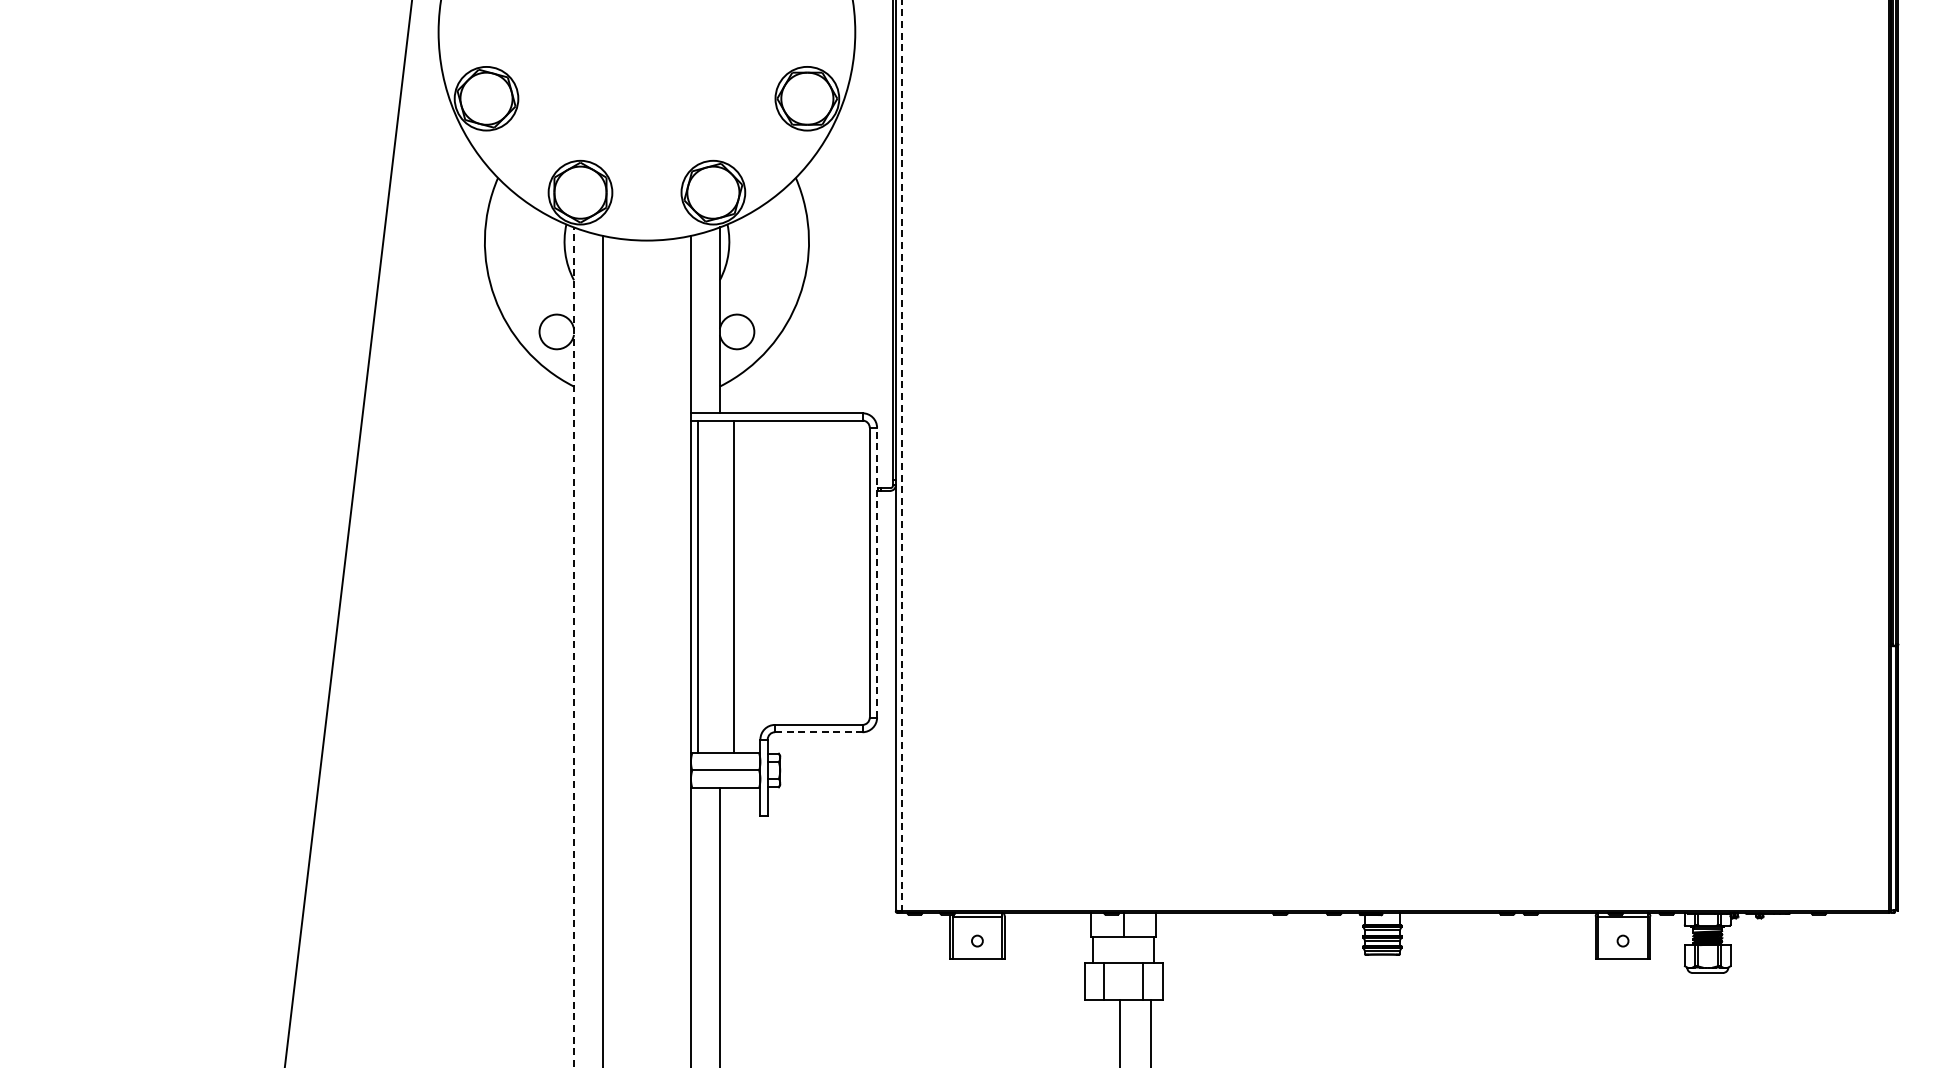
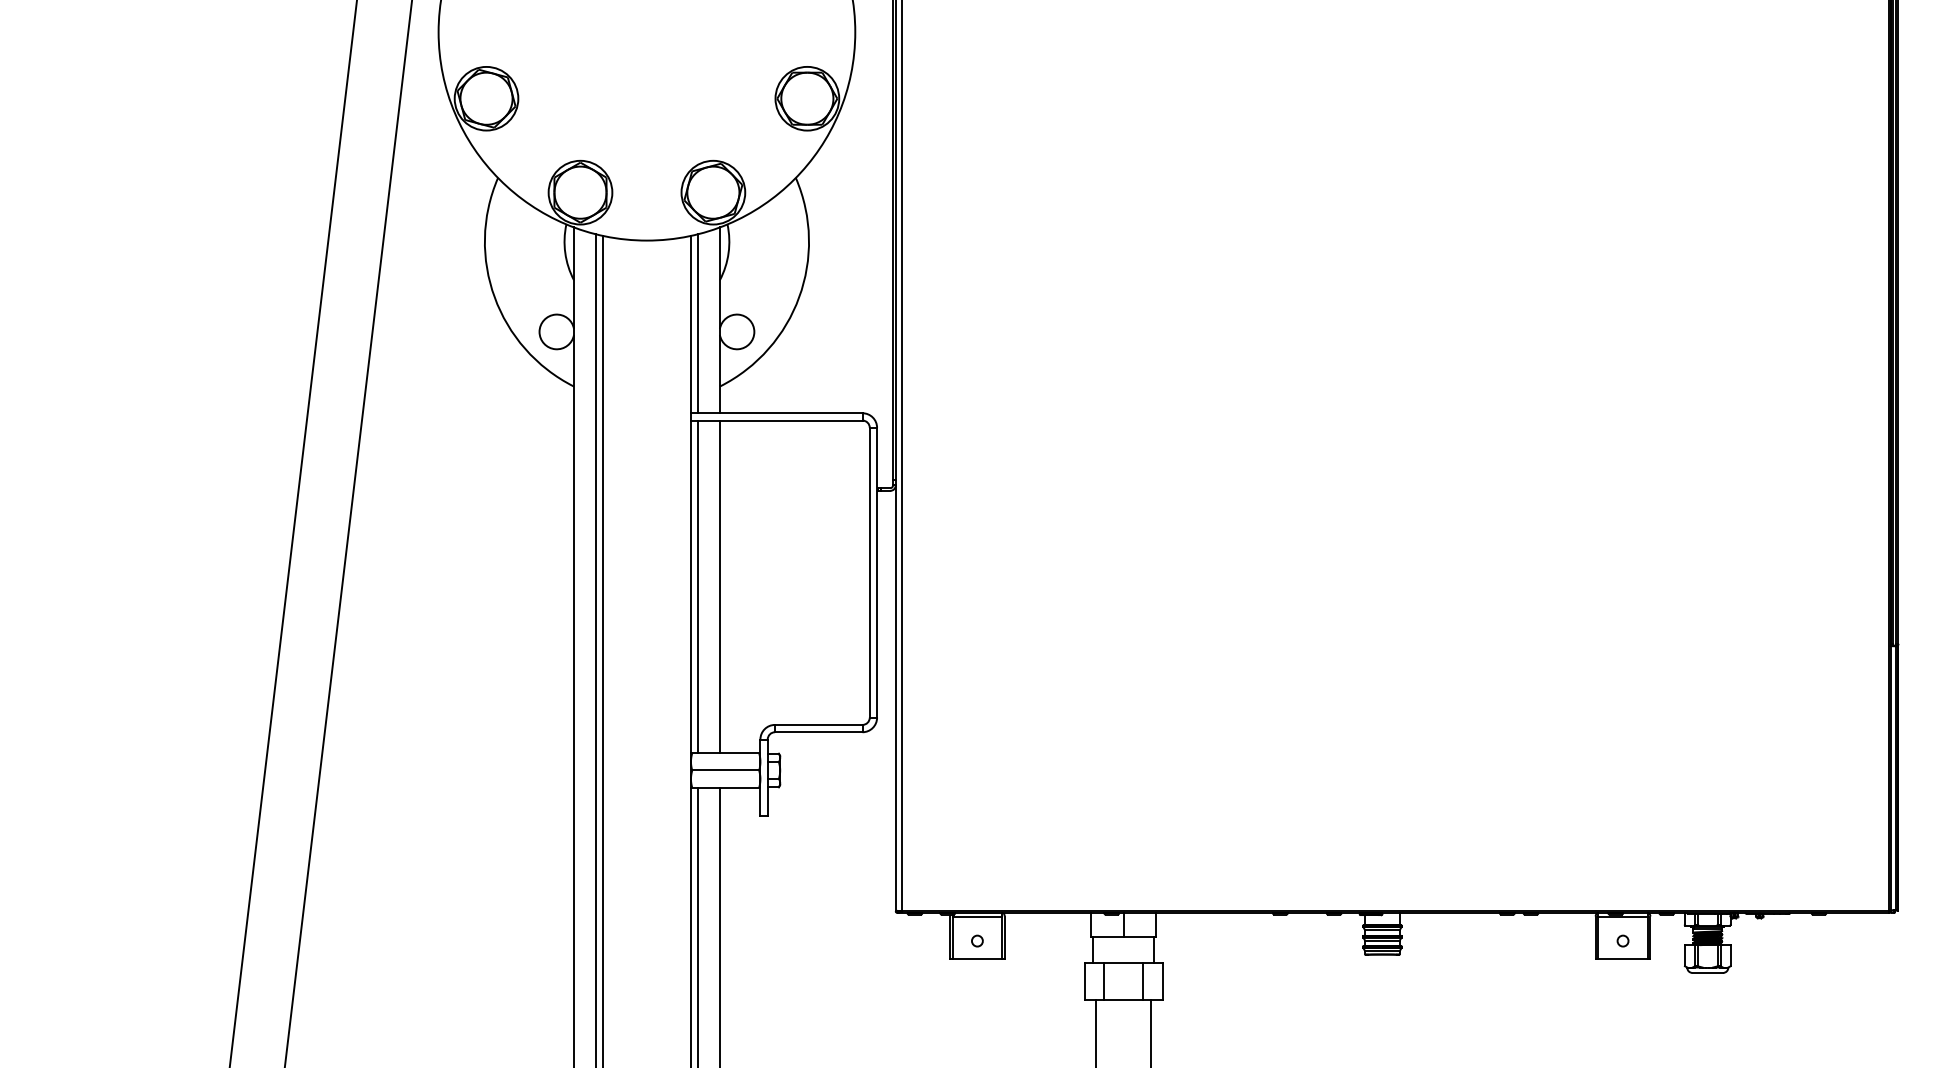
line: none -> present (697, 323)
line: dashed -> solid (901, 456)
line: none -> present (293, 533)
line: dashed -> solid (877, 572)
line position: (733, 586) -> (719, 586) (719, 586)
line: dashed -> solid (574, 647)
line: none -> present (595, 649)
line: dashed -> solid (818, 732)
line: none -> present (697, 925)
line position: (1120, 1031) -> (1096, 1031) (1096, 1031)
